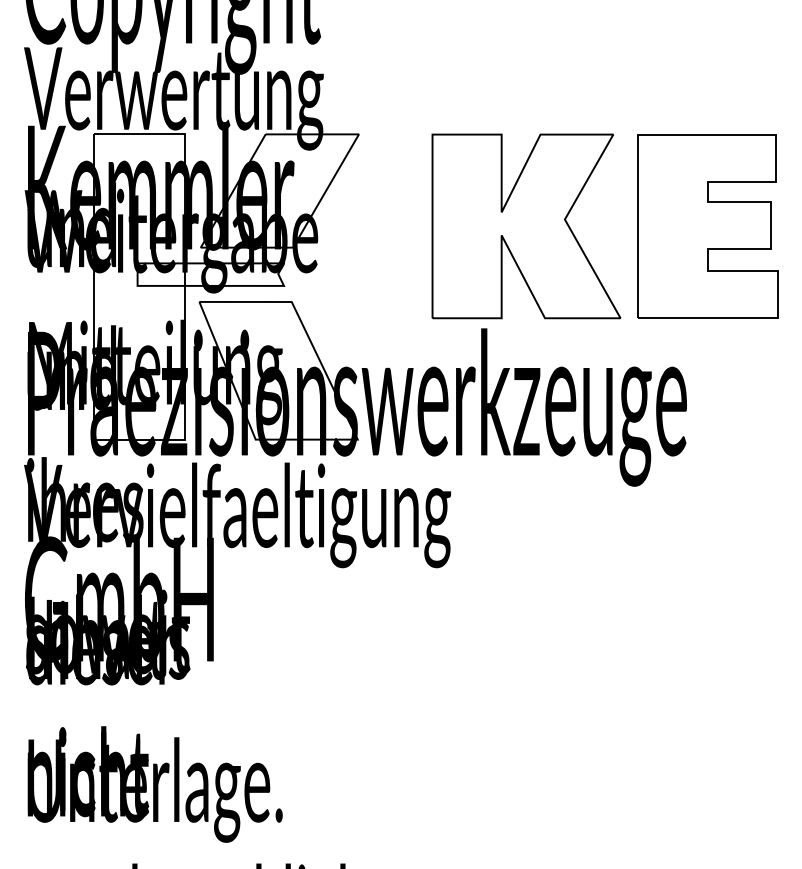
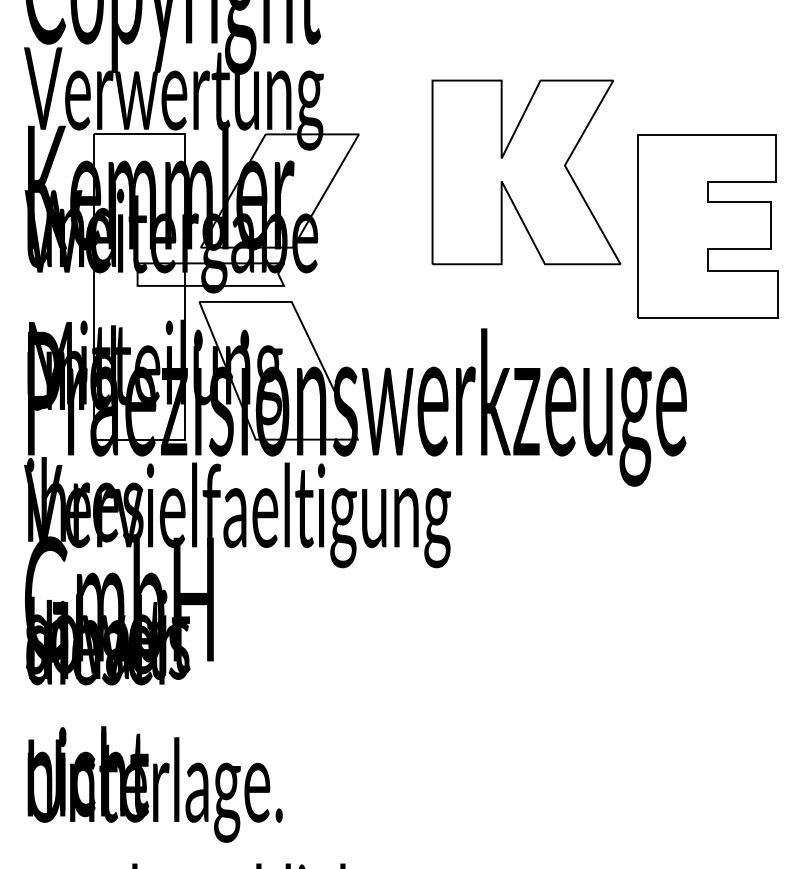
part position: (526, 226) -> (526, 172) (526, 172)
